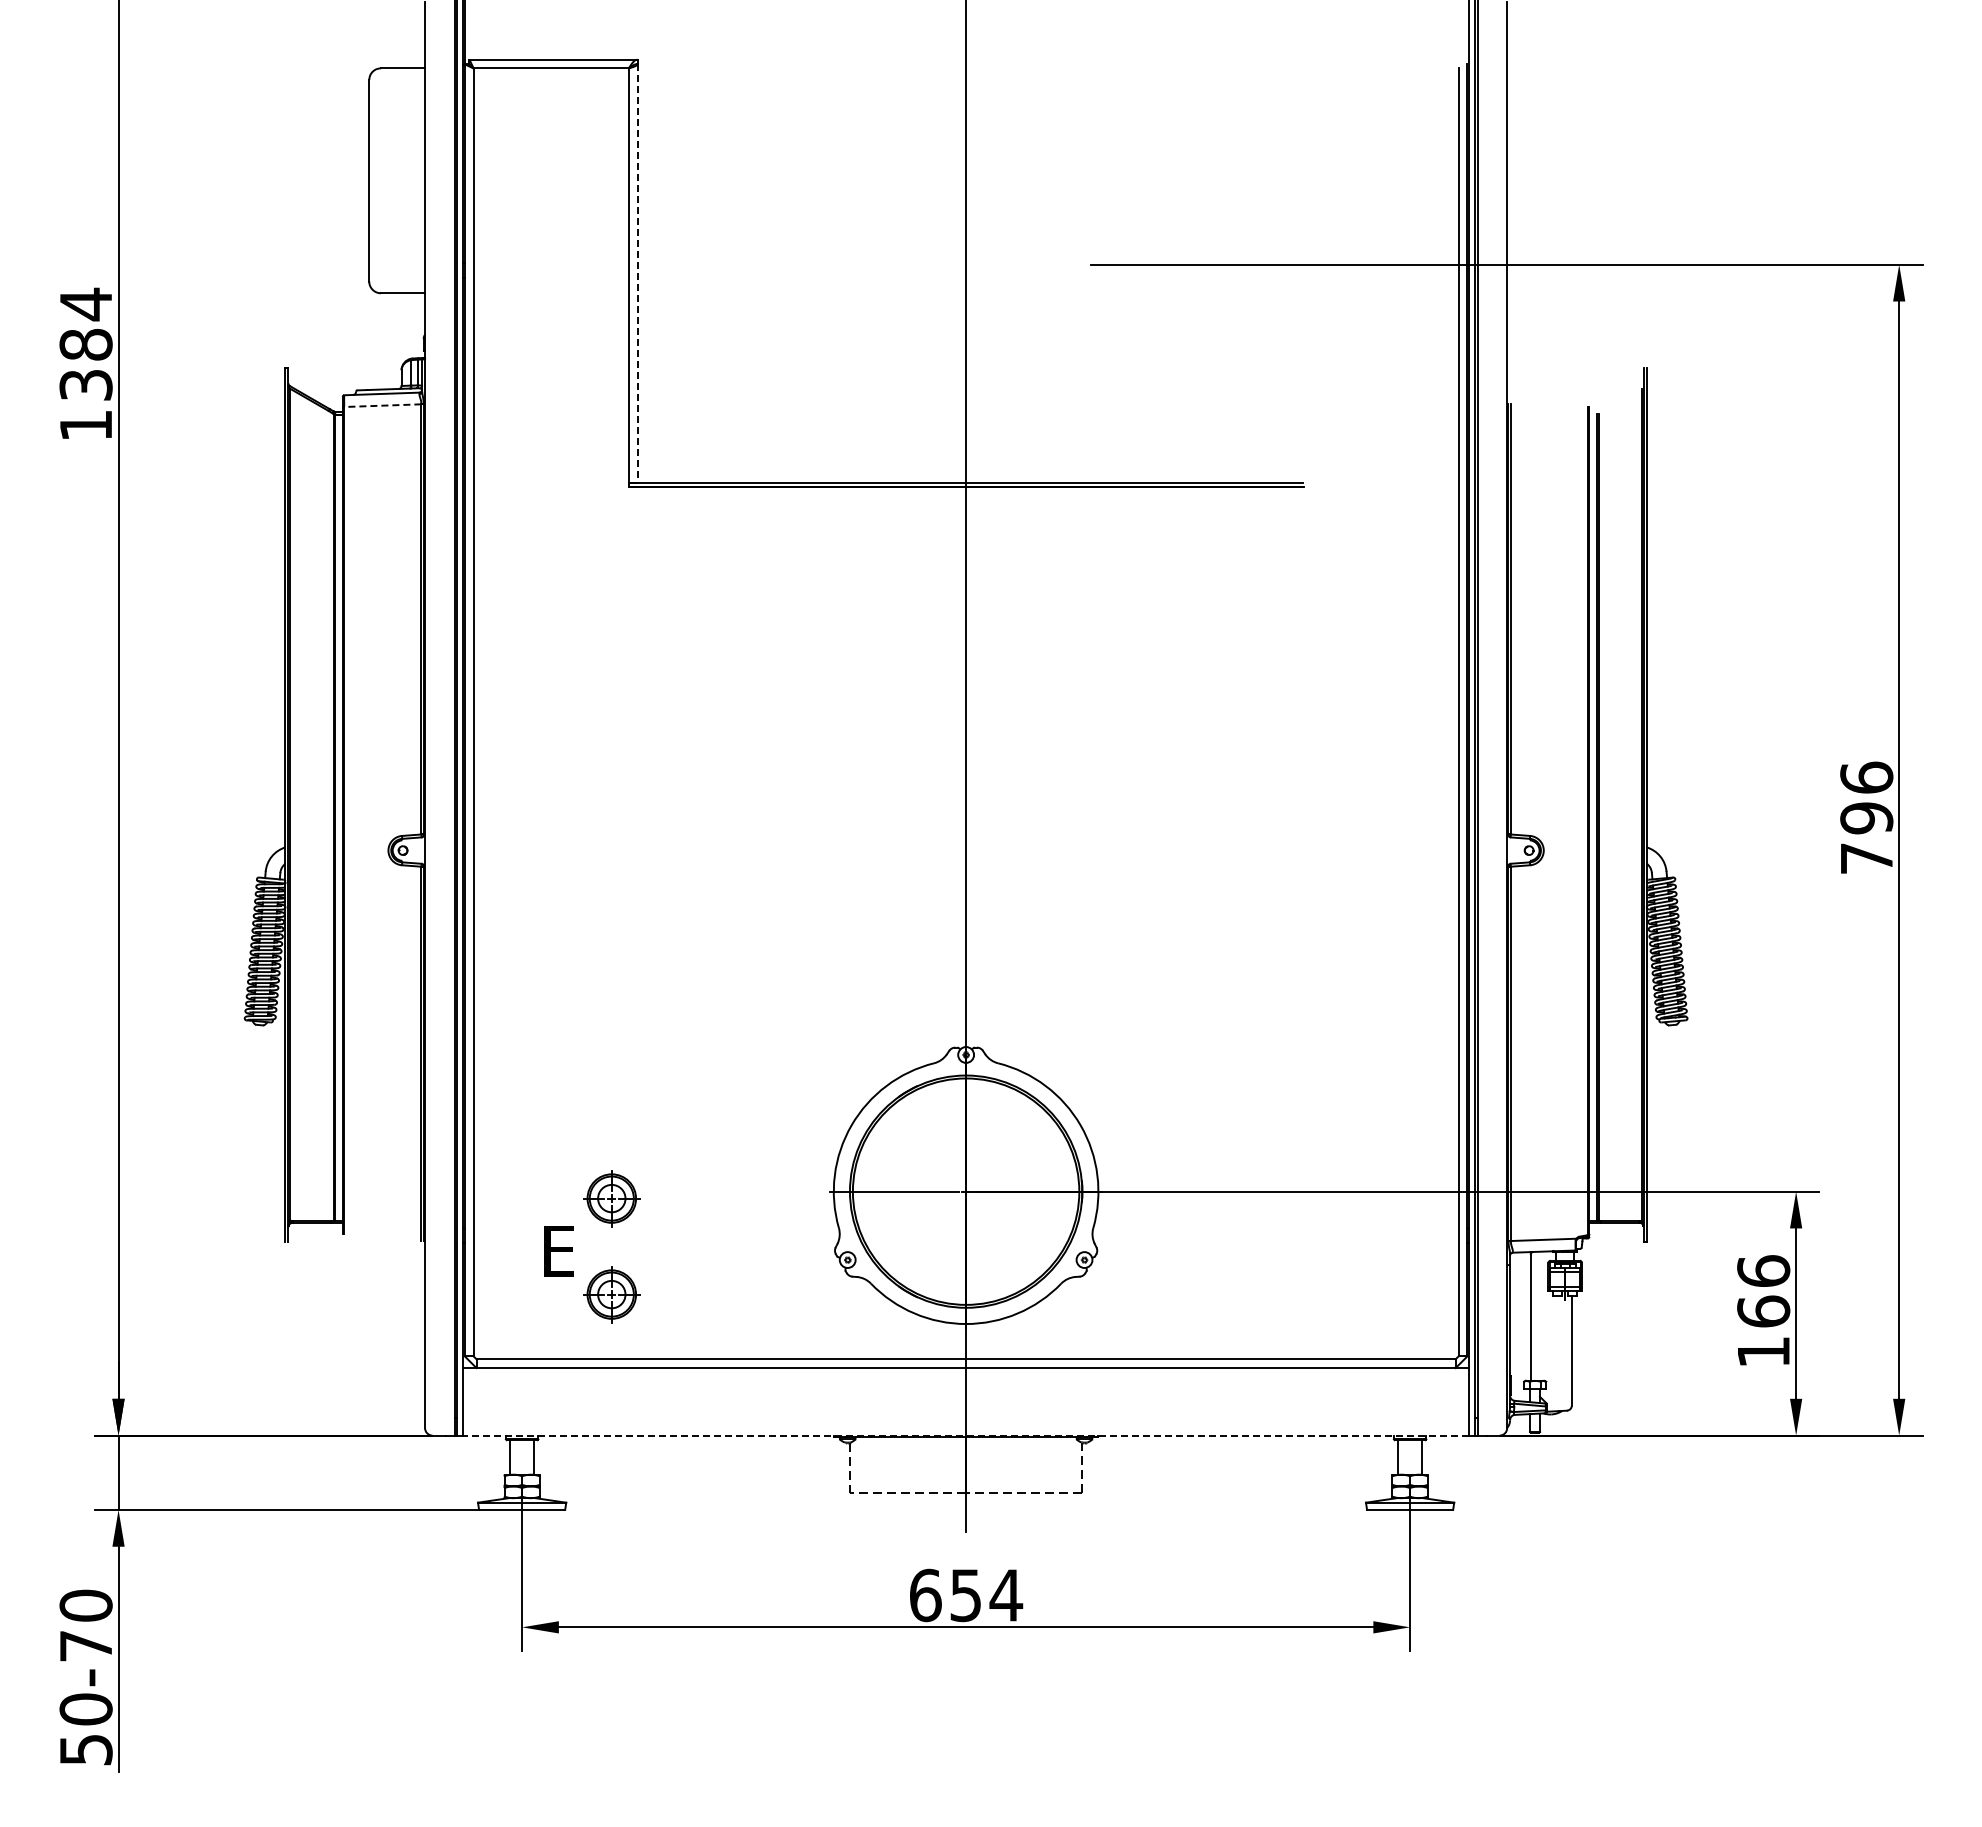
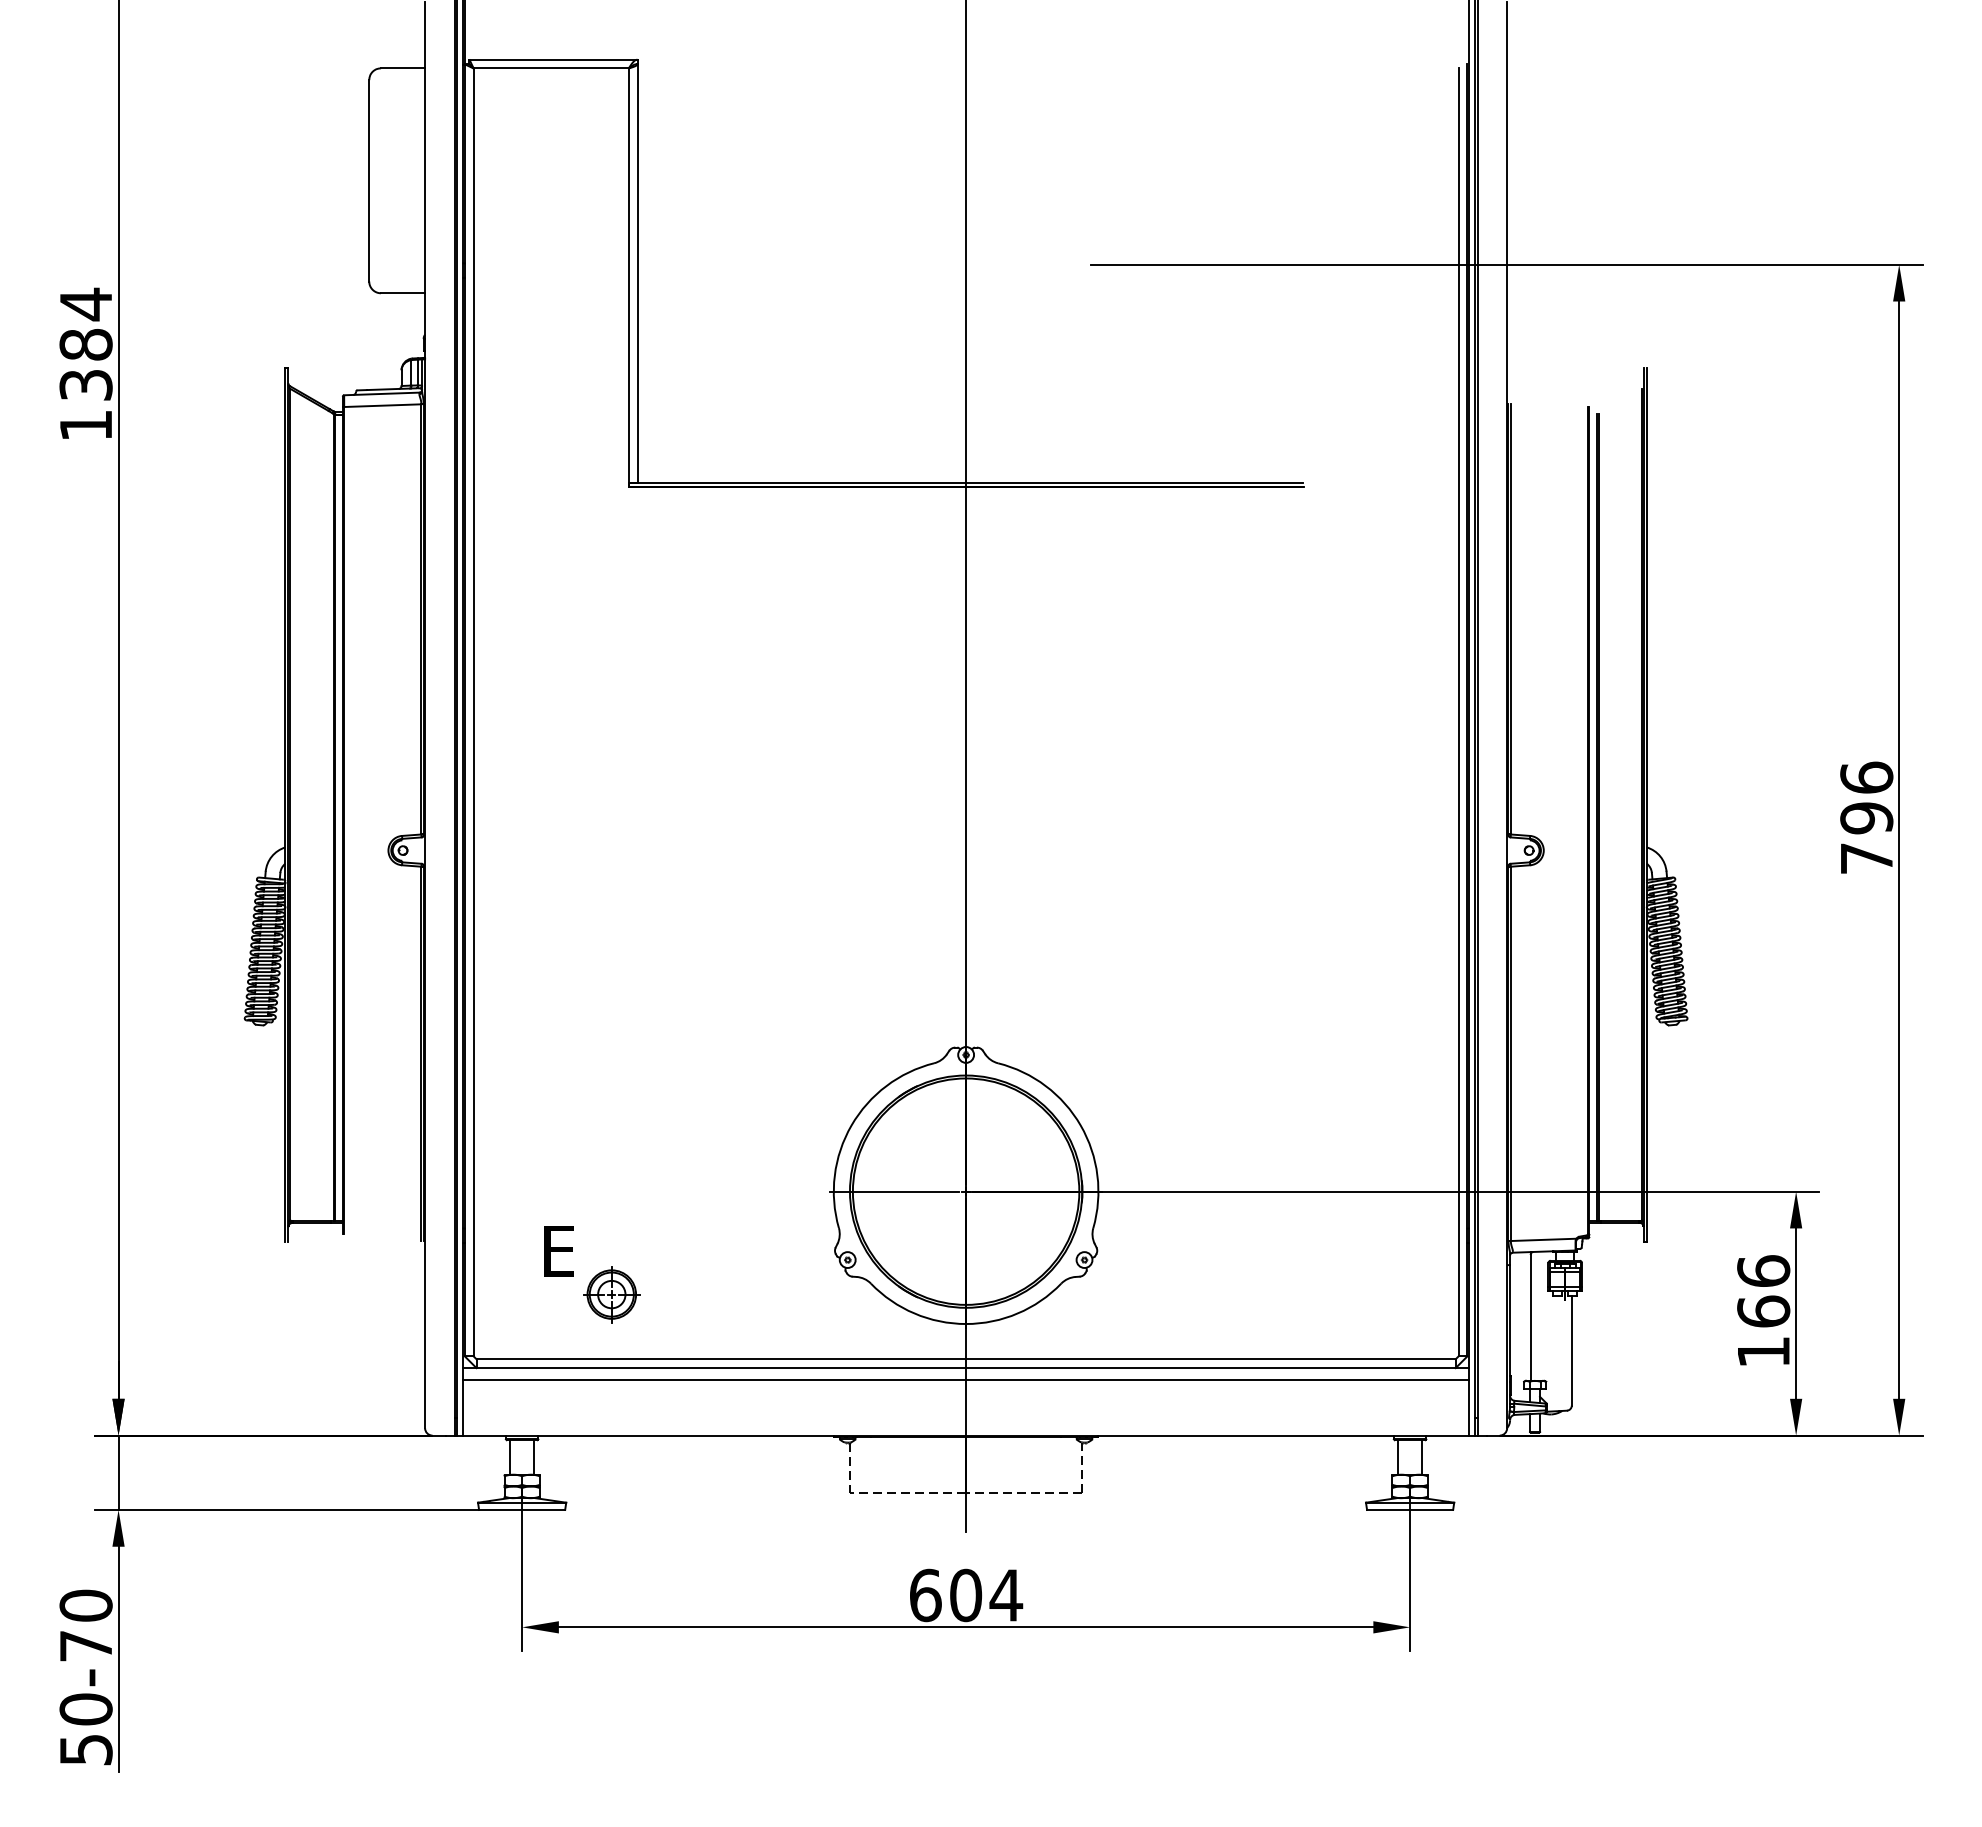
line: dashed -> solid (637, 274)
line: dashed -> solid (382, 405)
part: present -> none (611, 1198)
line: none -> present (965, 1379)
line: dashed -> solid (966, 1435)
text: 654 -> 604 (966, 1595)
